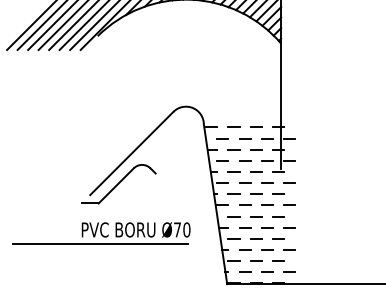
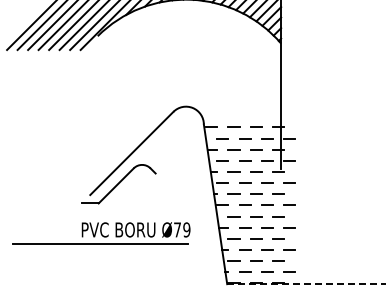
text: Ø70 -> Ø79 (186, 229)
line: solid -> dashed (306, 284)
